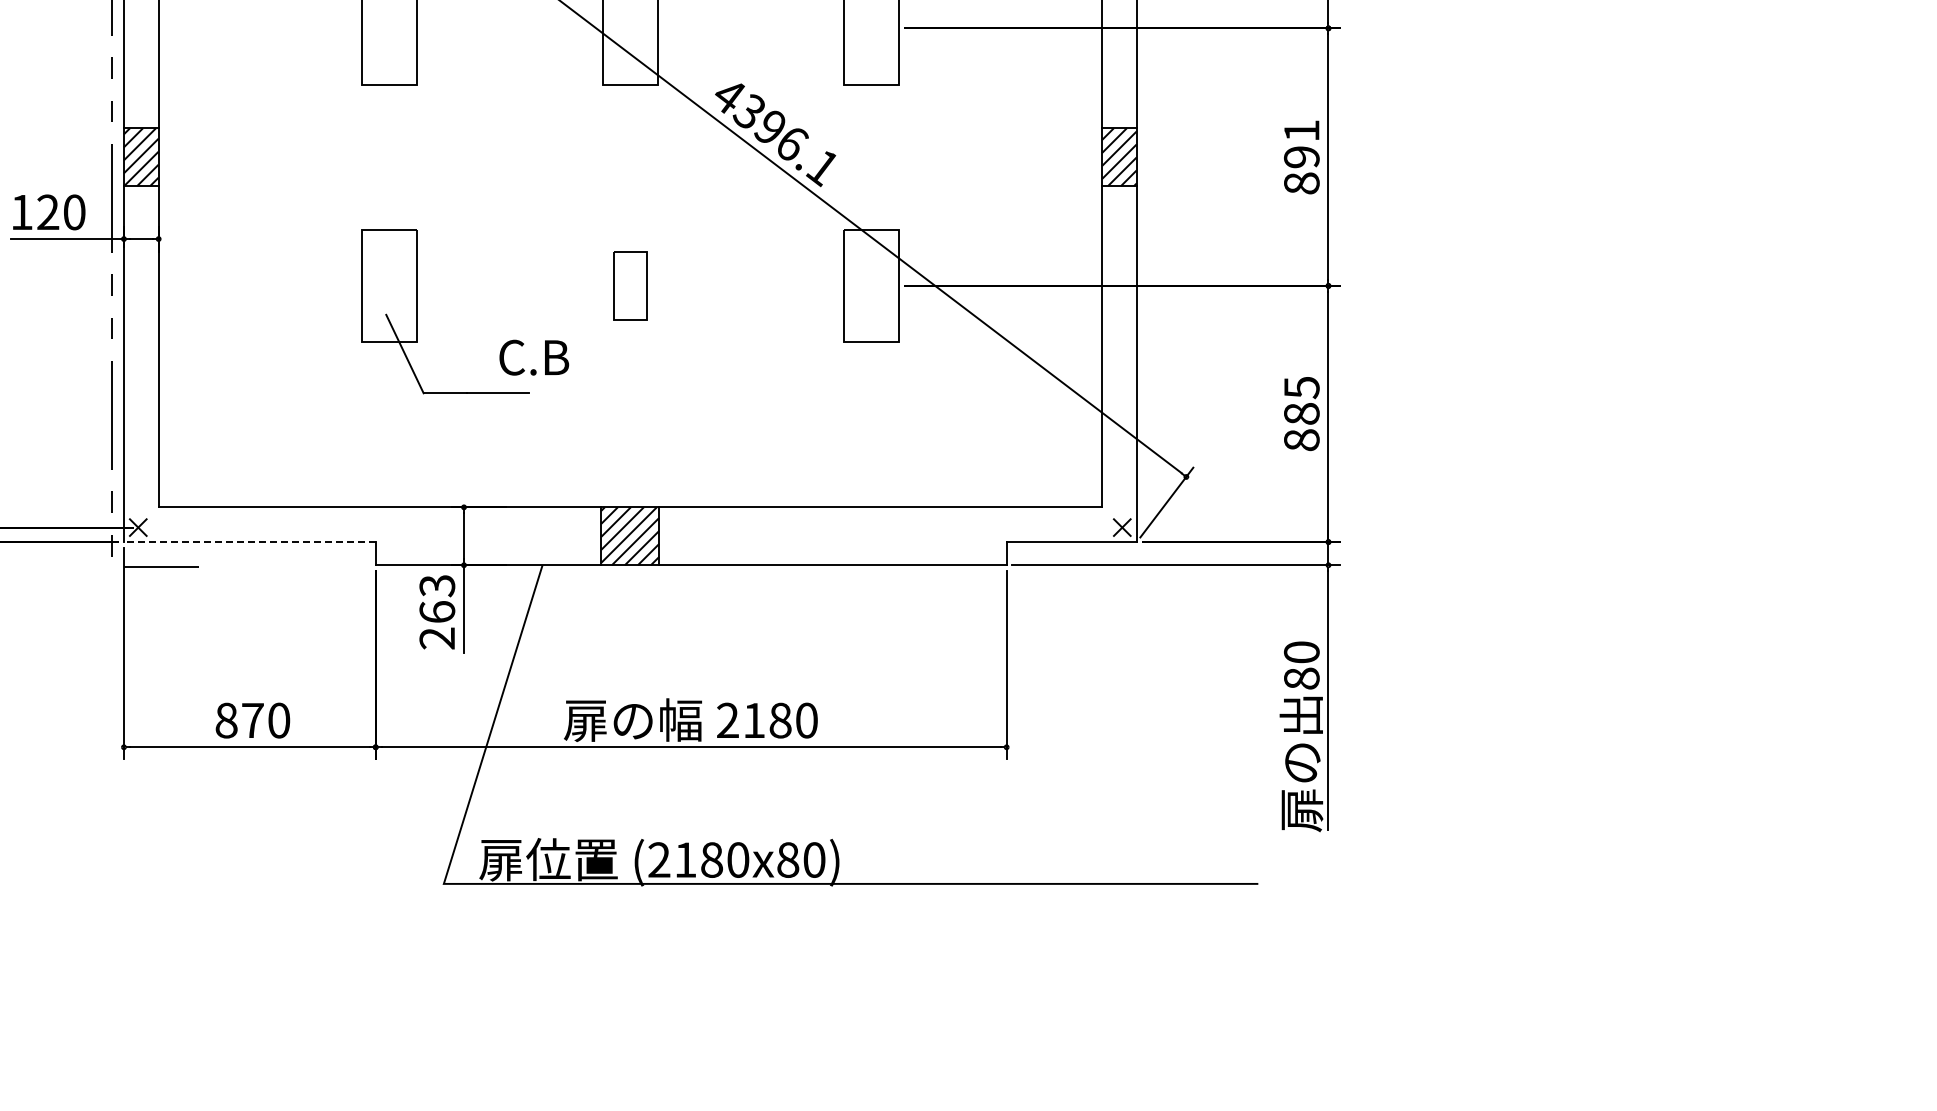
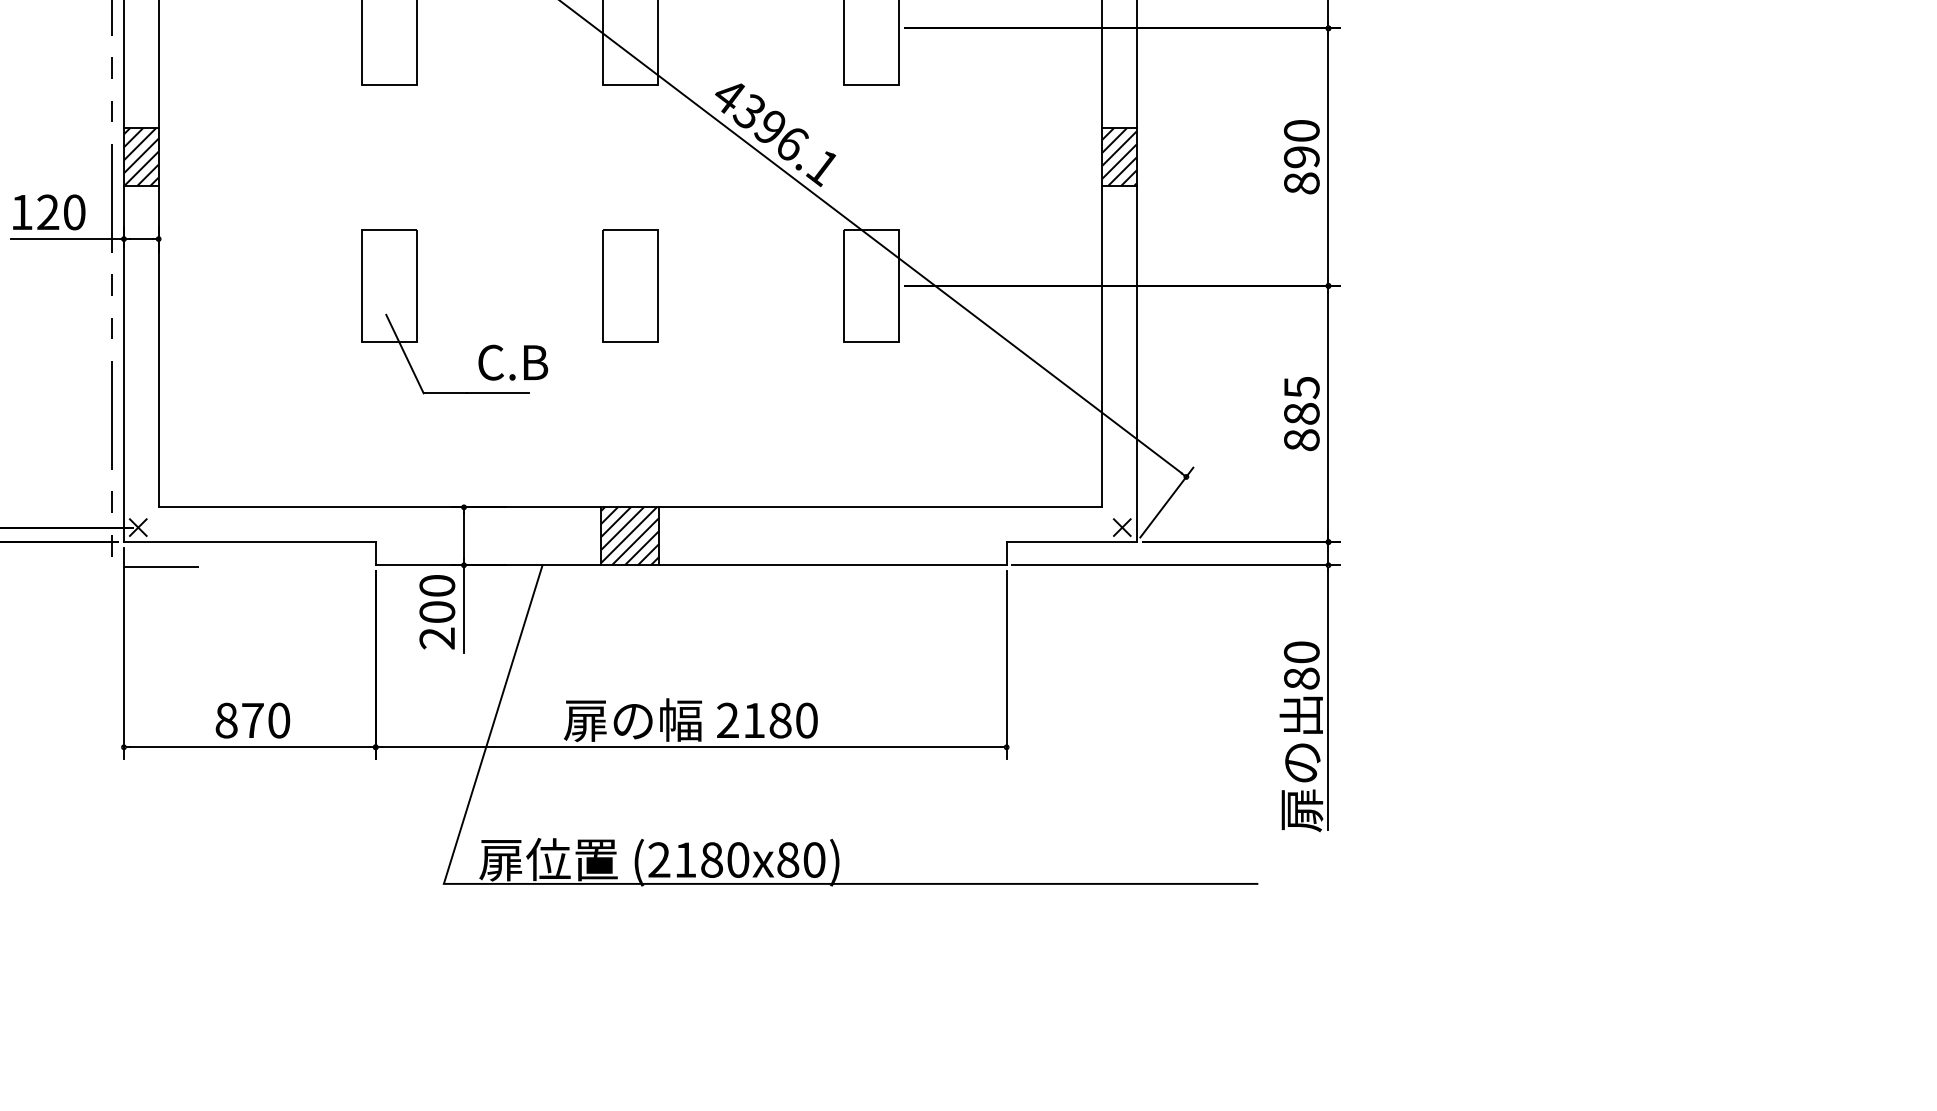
text: 891 -> 890 (1301, 130)
part size: 35x70 px -> 57x114 px (630, 285)
text position: (534, 357) -> (513, 362) (513, 362)
line: dashed -> solid (249, 542)
text: 263 -> 200 (437, 598)
